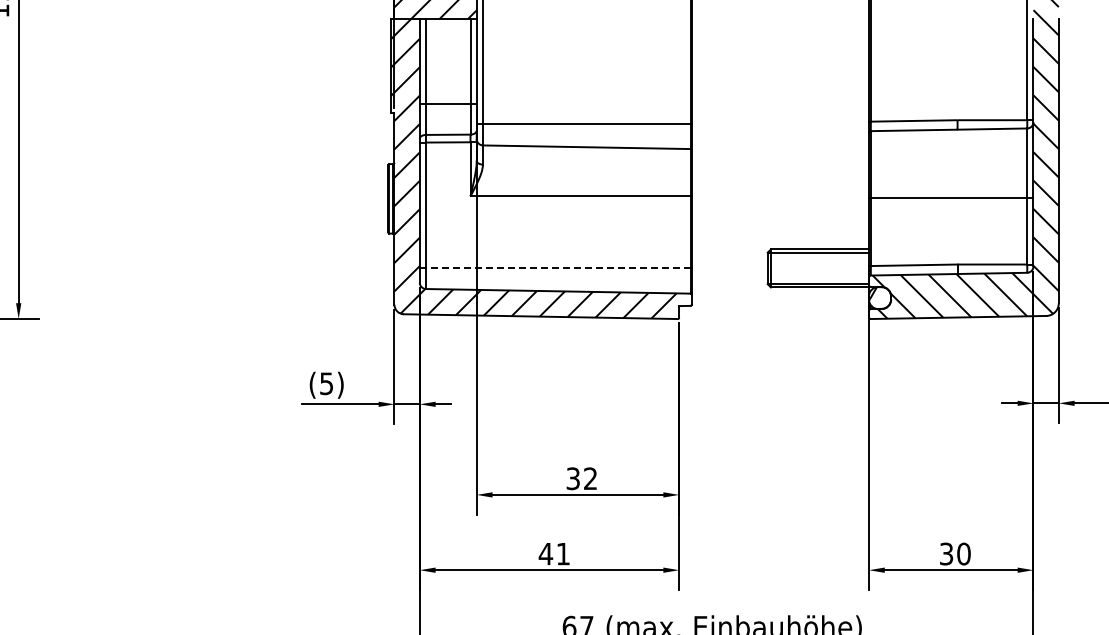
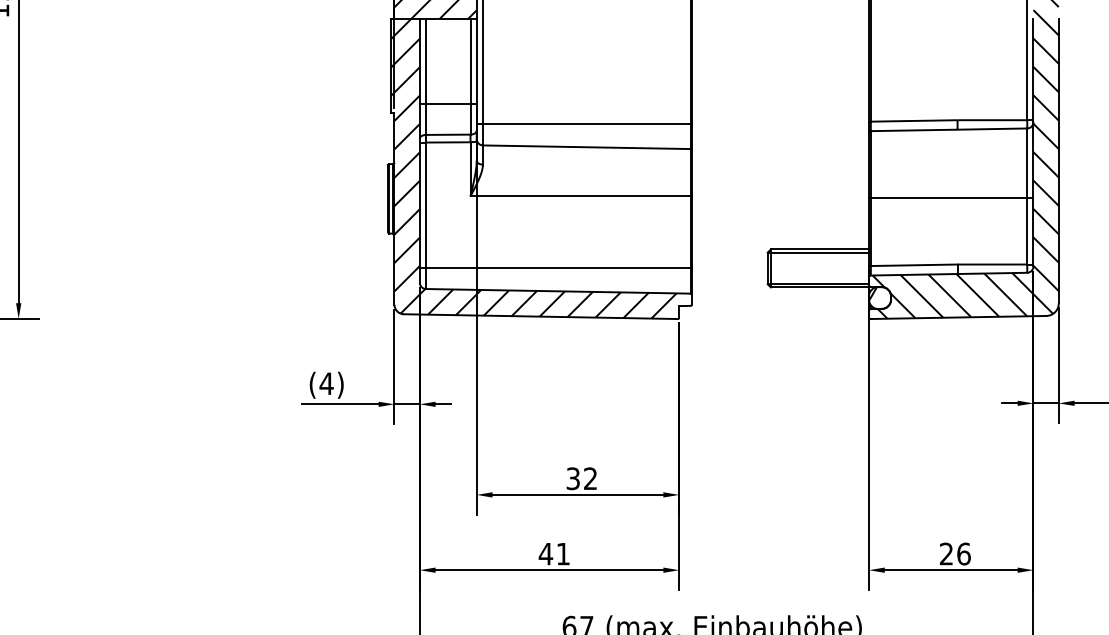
line: dashed -> solid (557, 268)
text: (5) -> (4) (326, 383)
text: 30 -> 26 (955, 553)
